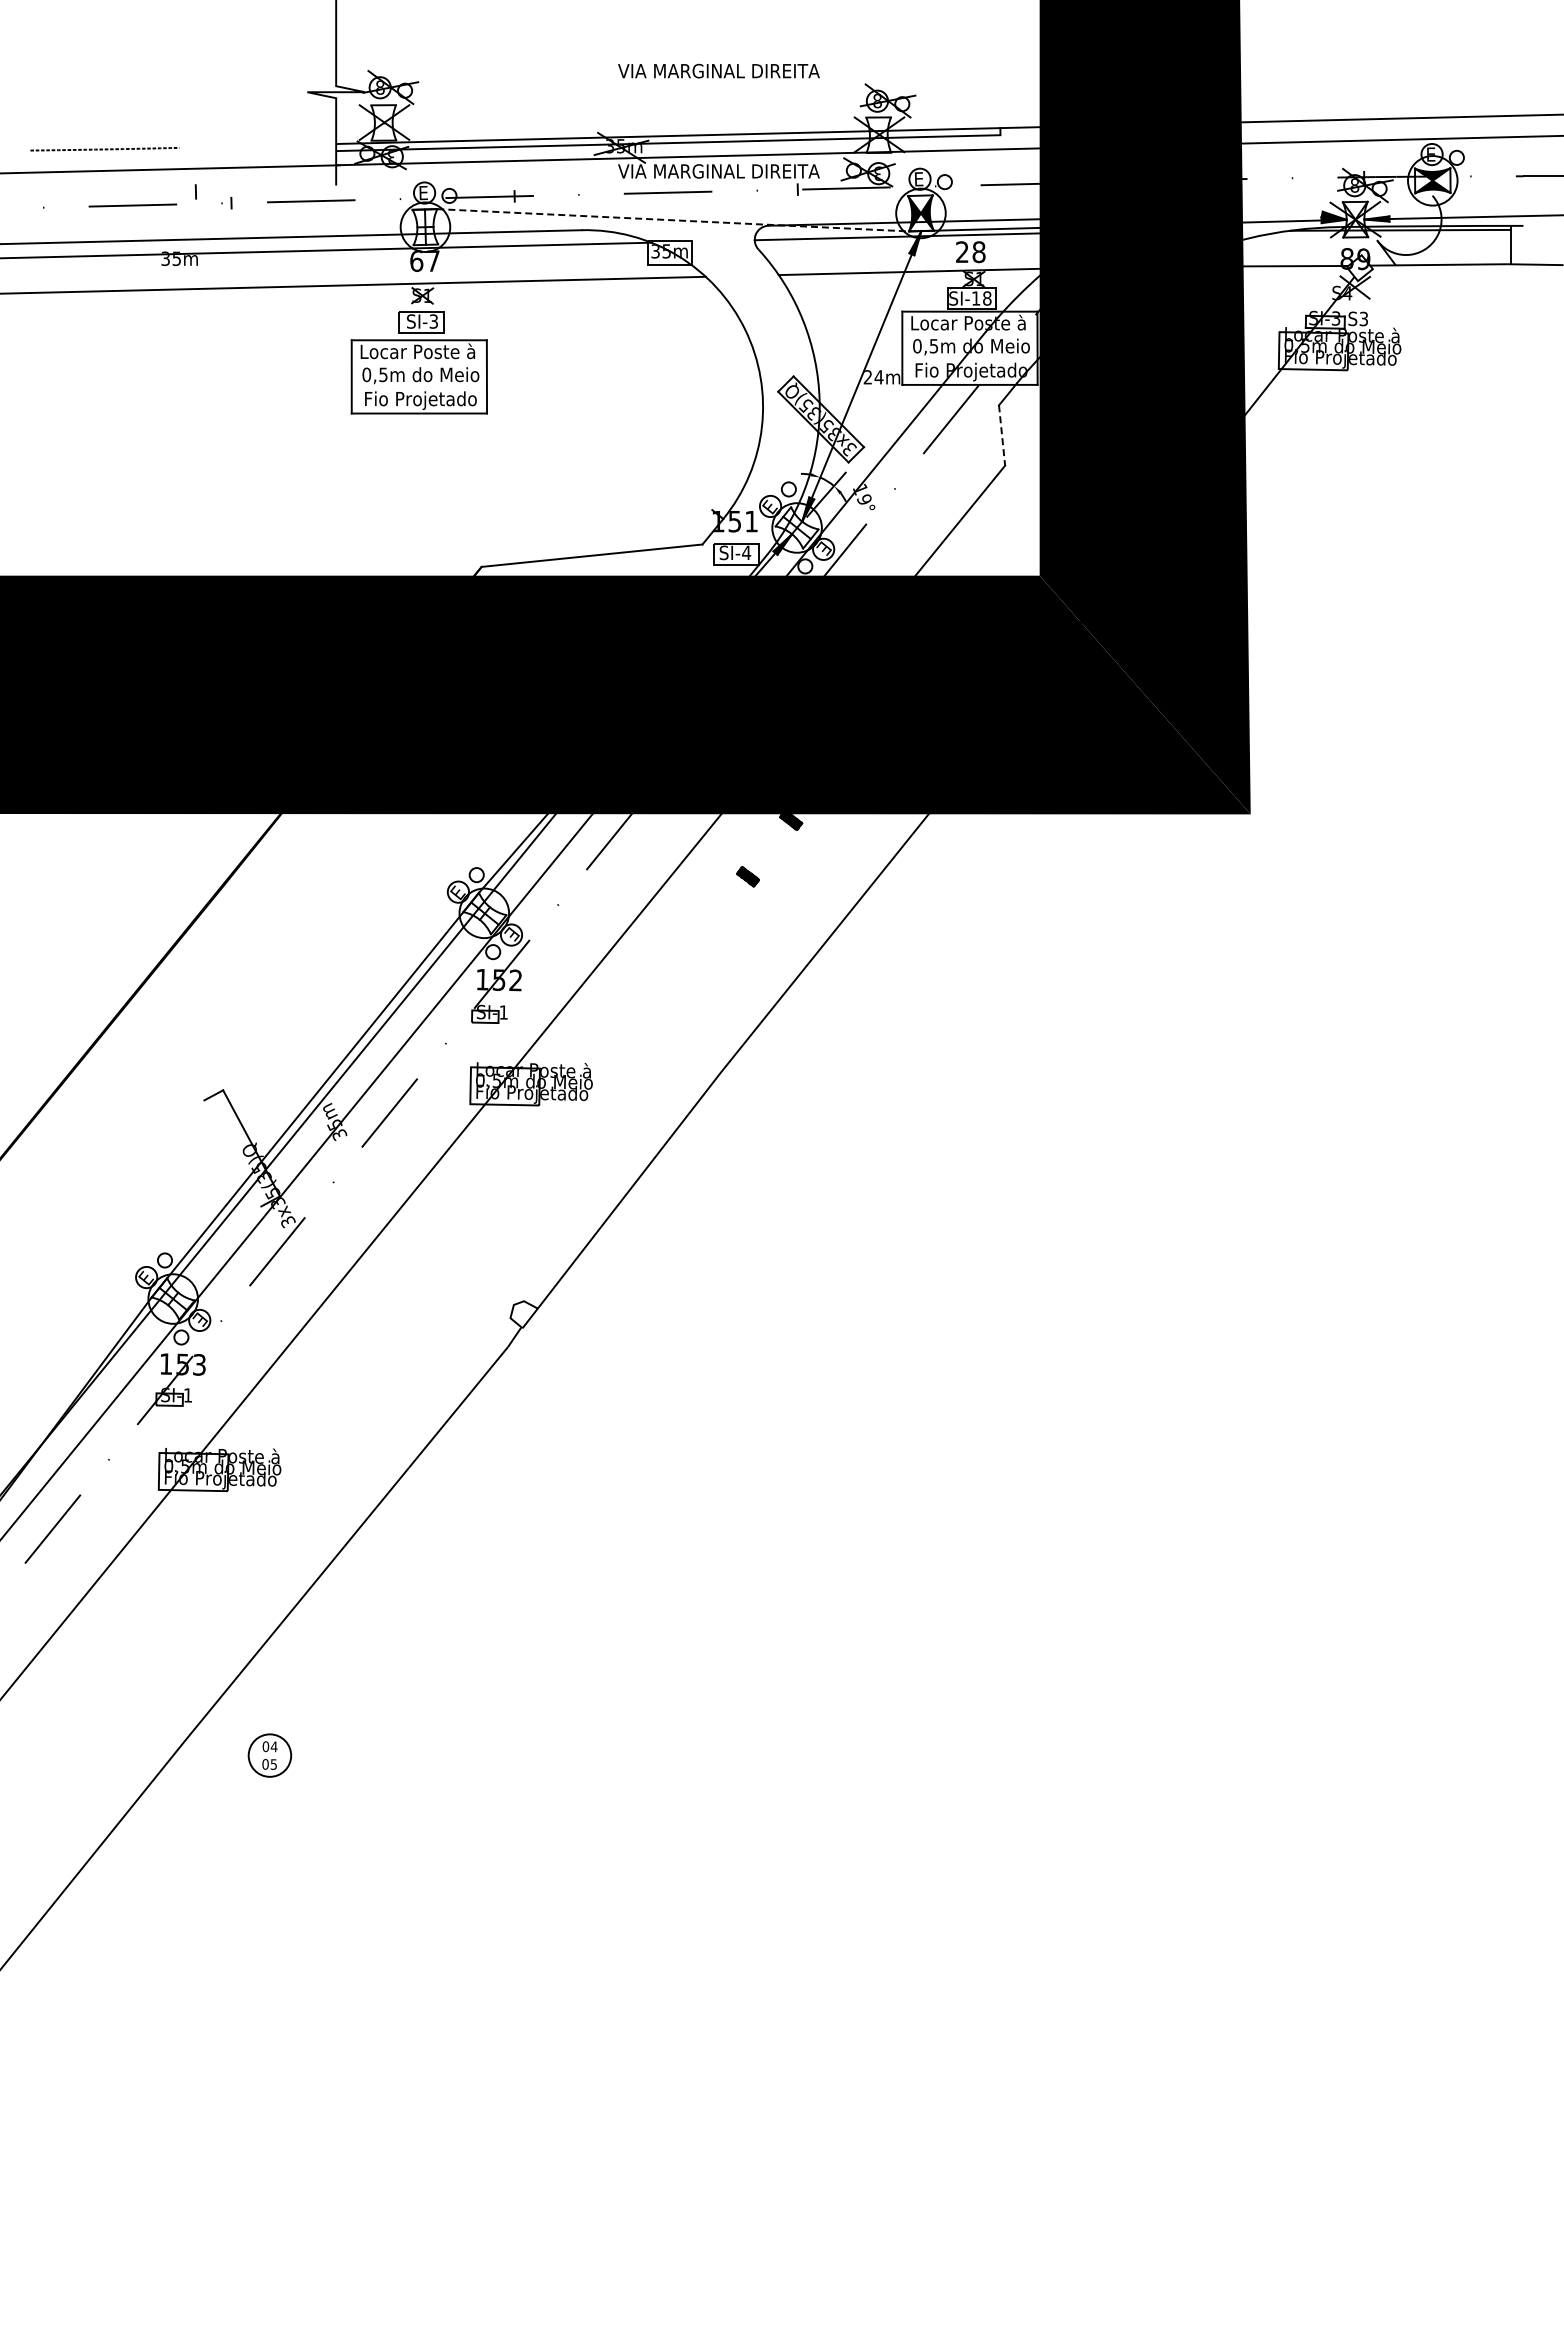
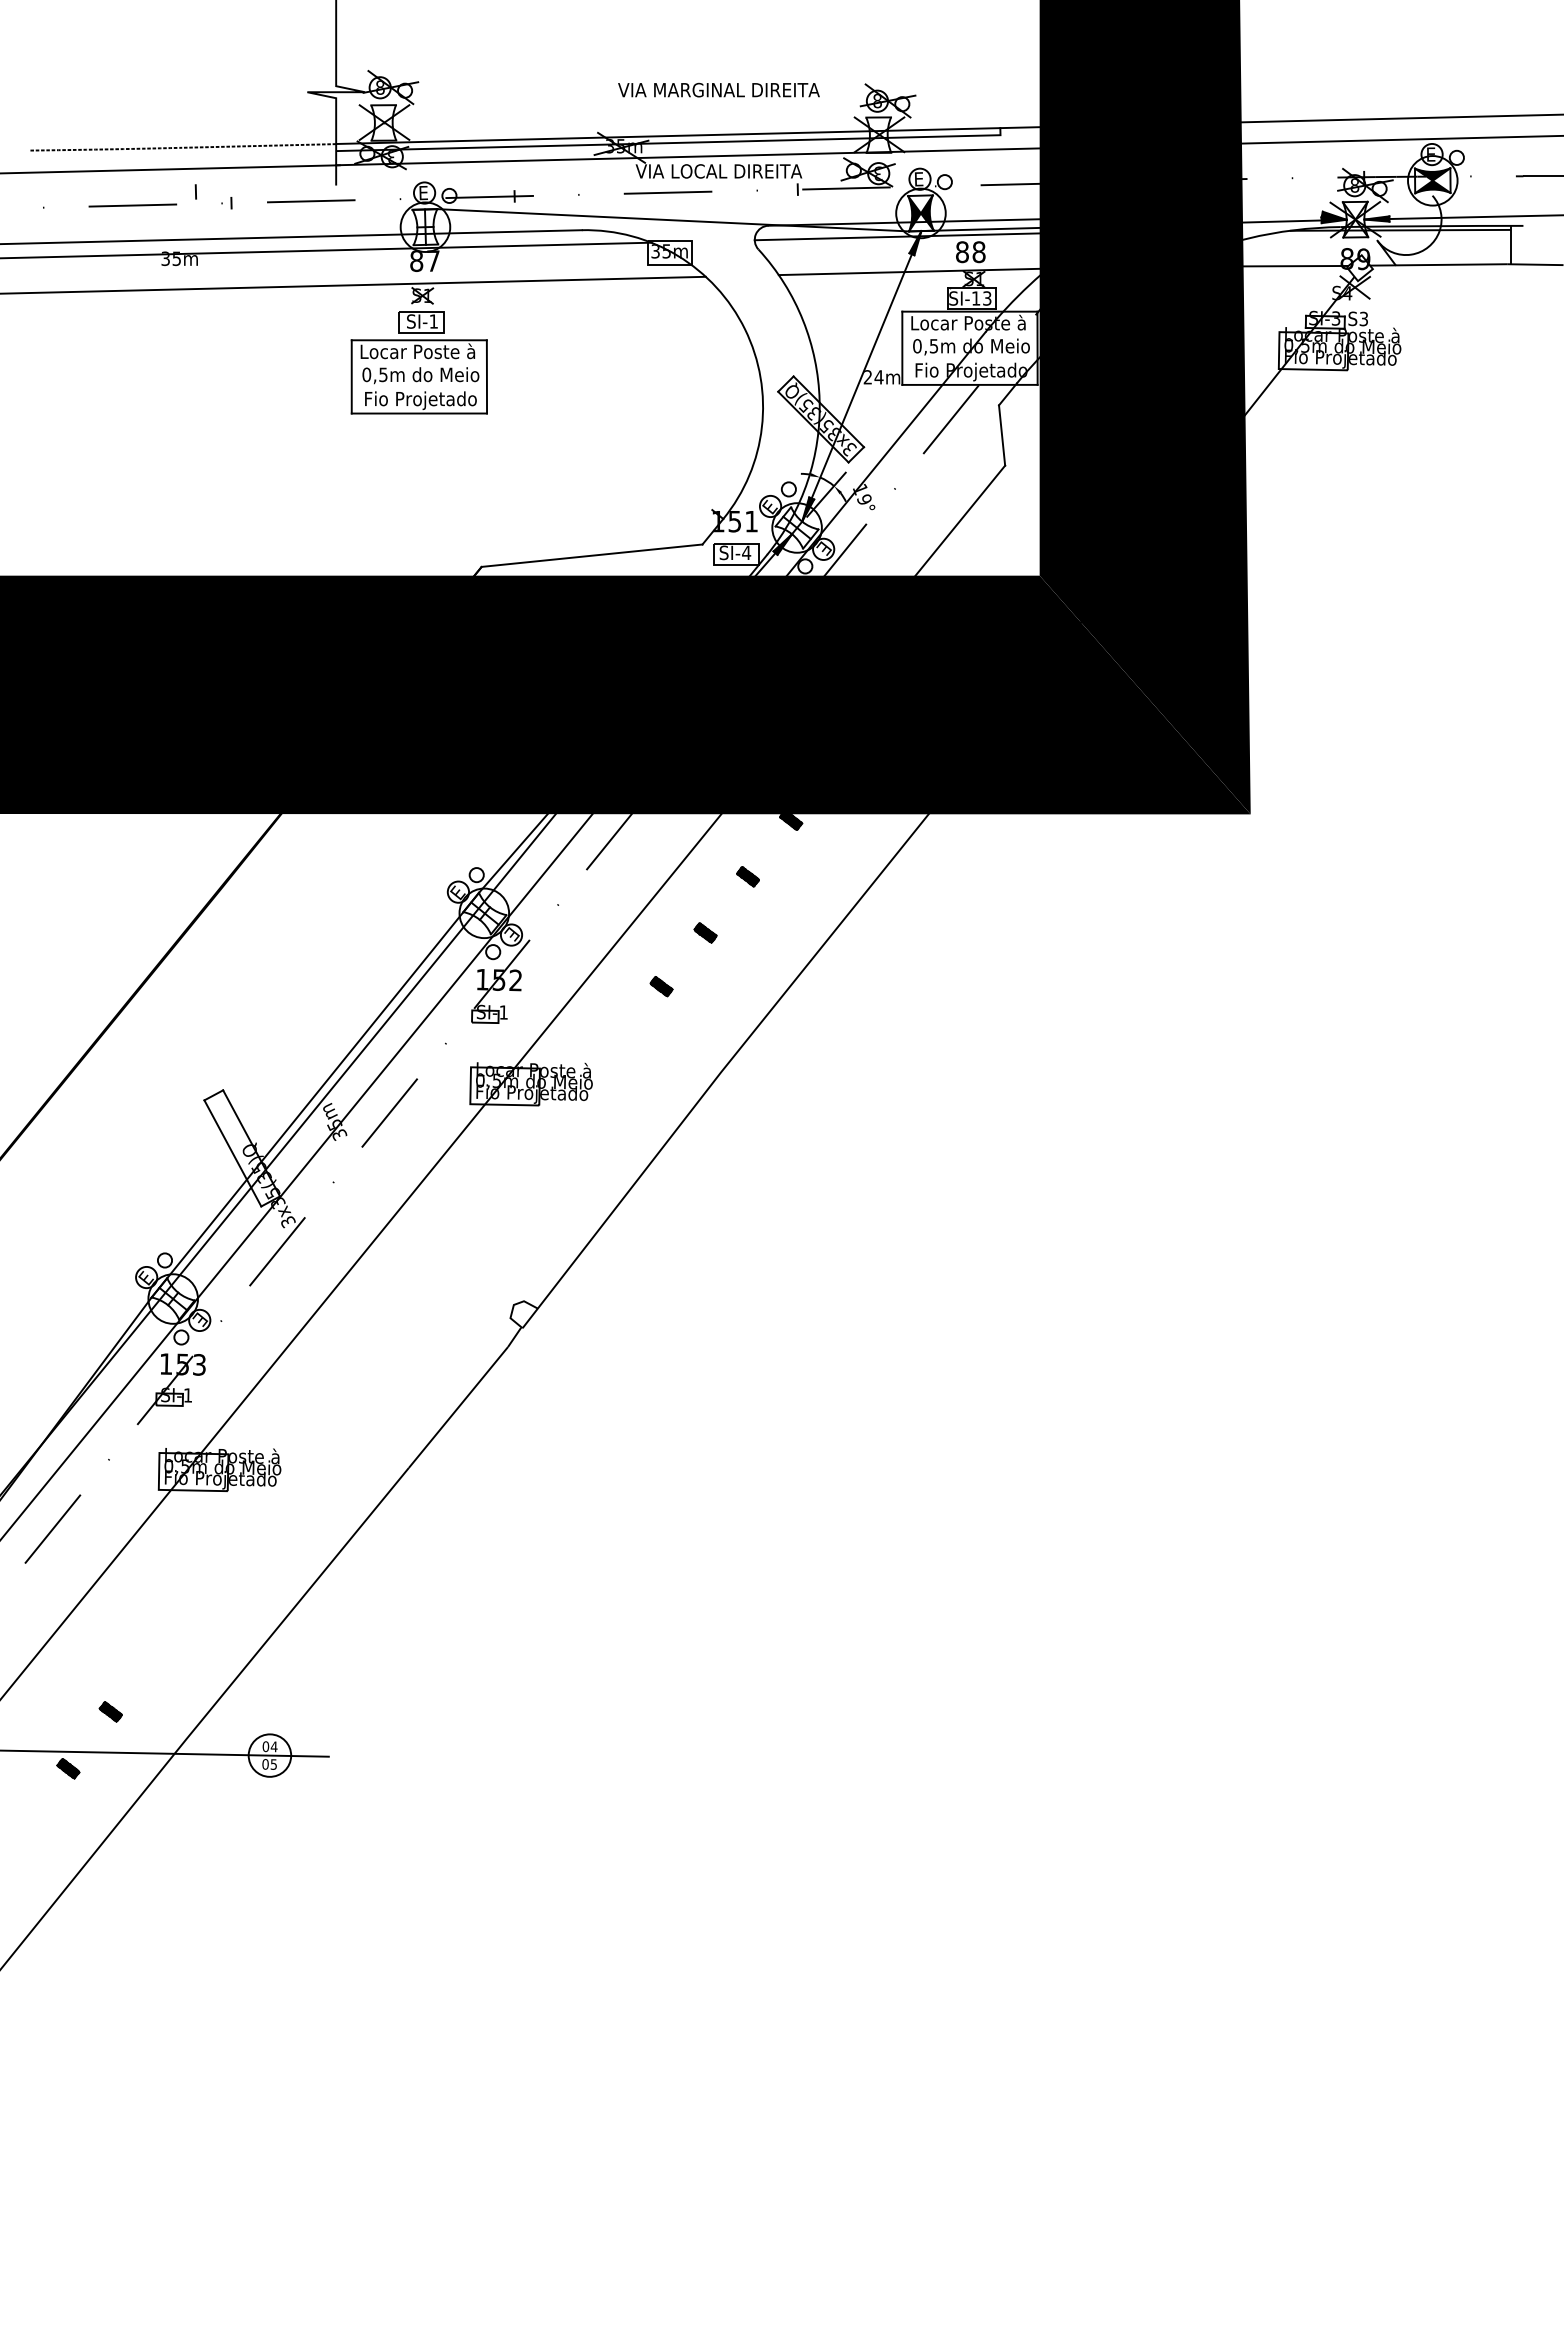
text position: (718, 70) -> (718, 89) (718, 89)
line: none -> present (257, 145)
text: VIA MARGINAL DIREITA -> VIA LOCAL DIREITA (718, 171)
line: dashed -> solid (673, 220)
text: 28 -> 88 (962, 252)
text: 67 -> 87 (416, 260)
text: SI-18 -> SI-13 (987, 298)
text: SI-3 -> SI-1 (433, 321)
line: dashed -> solid (1002, 436)
hatch: none -> present (704, 932)
hatch: none -> present (660, 985)
line: none -> present (232, 1153)
hatch: none -> present (110, 1711)
line: none -> present (165, 1753)
hatch: none -> present (67, 1767)
